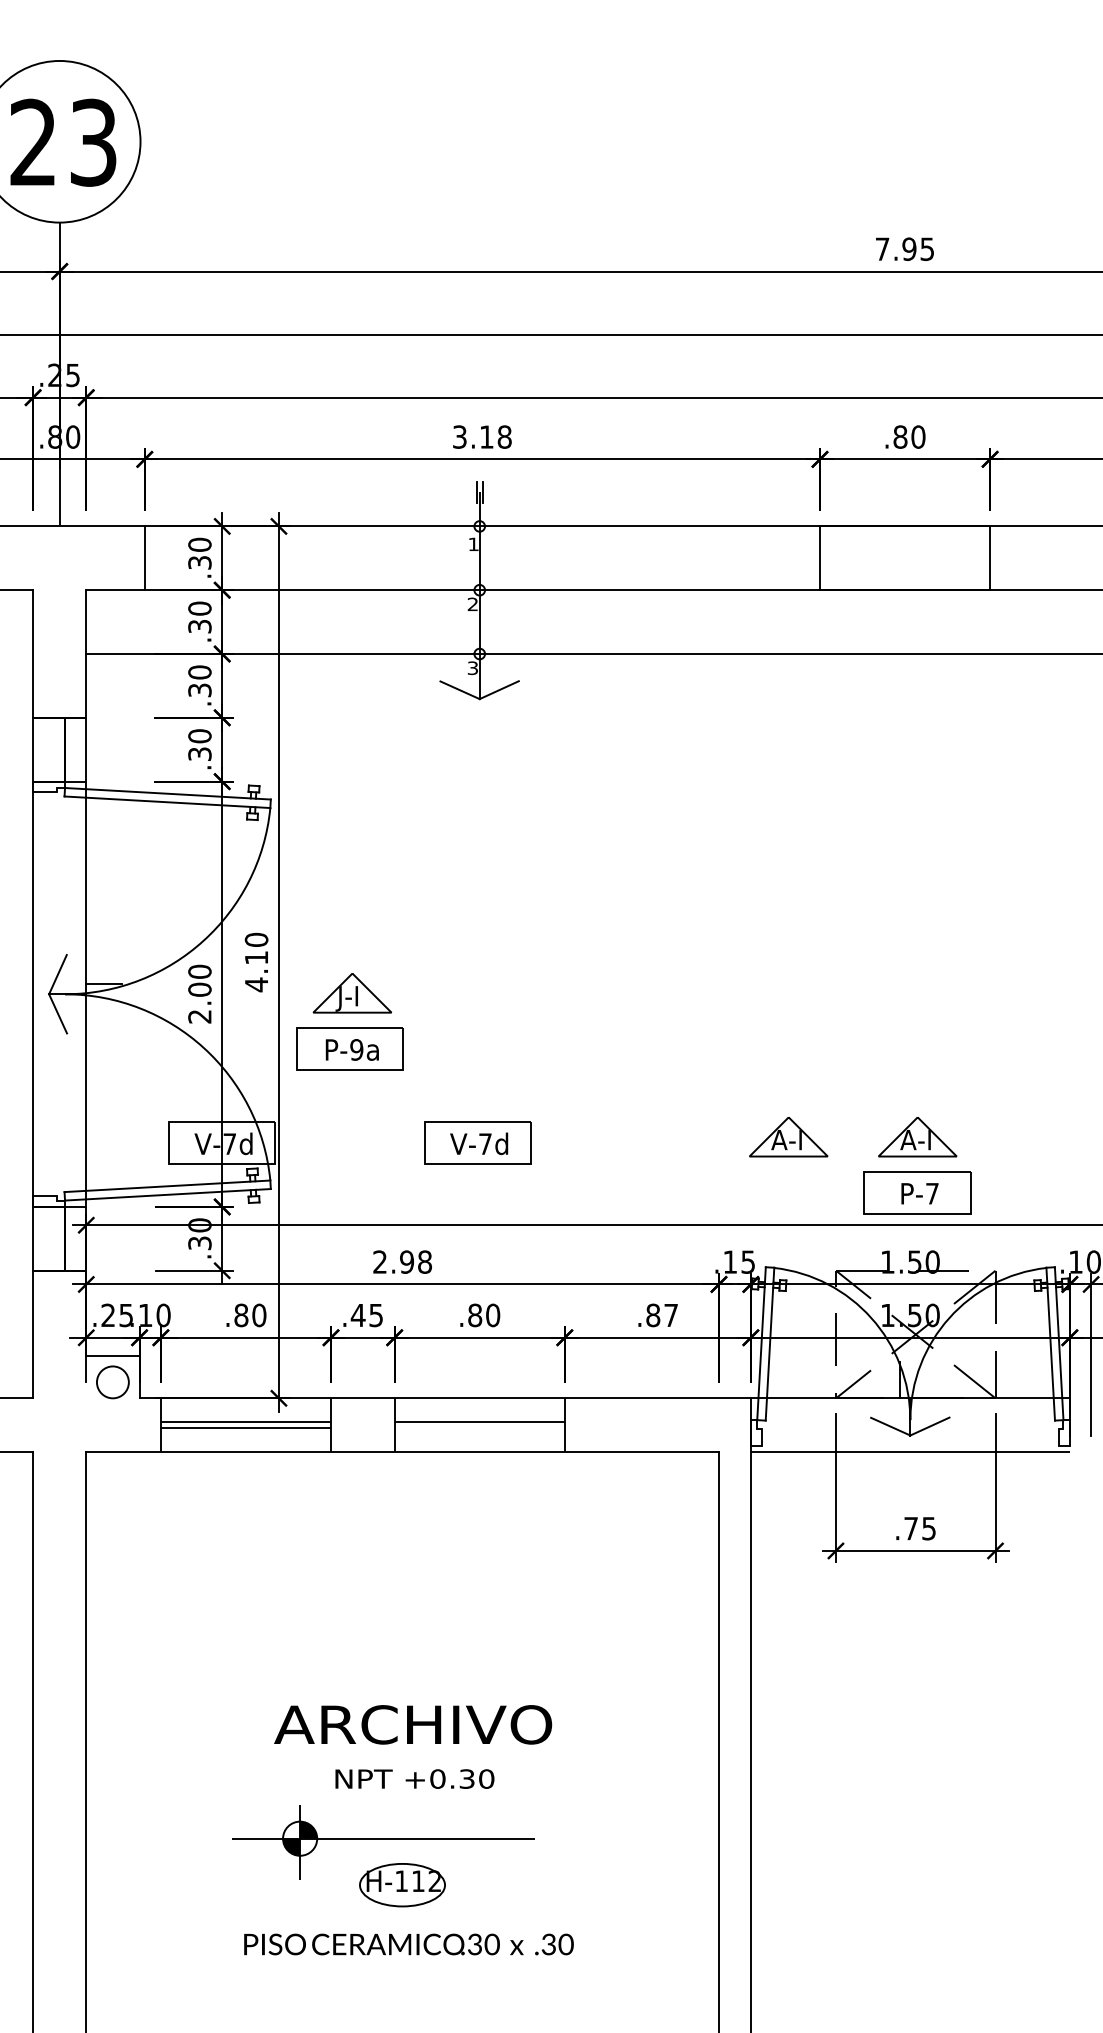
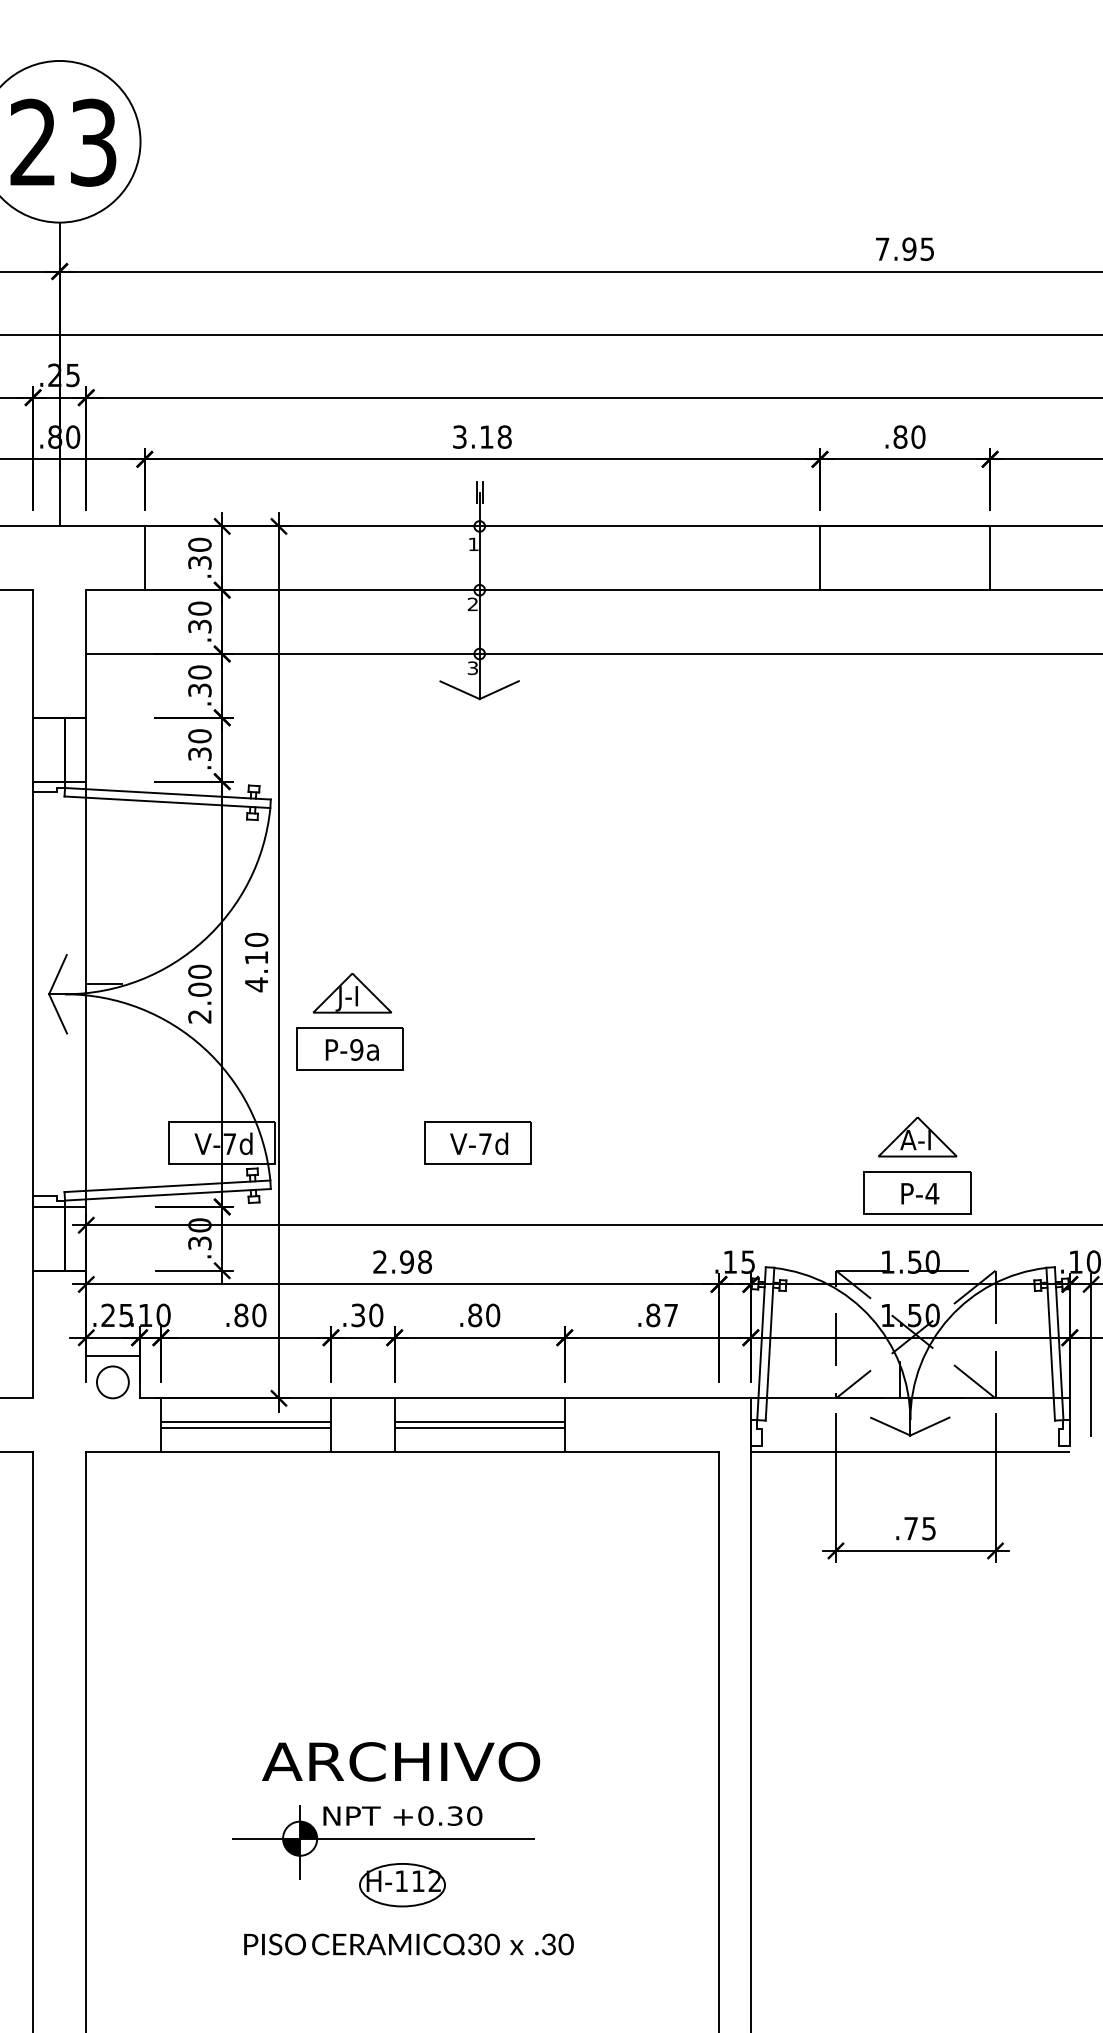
part: present -> none (788, 1137)
text: P-7 -> P-4 (932, 1193)
text: .45 -> .30 (366, 1315)
line: none -> present (479, 1427)
text position: (413, 1746) -> (401, 1783) (401, 1783)
